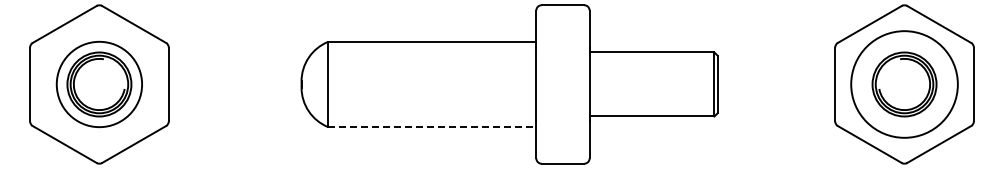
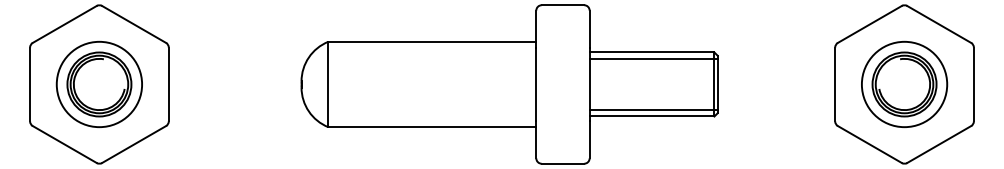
line: none -> present (653, 58)
circle diameter: 107 px -> 85 px (904, 84)
line: none -> present (653, 110)
line: dashed -> solid (432, 127)
